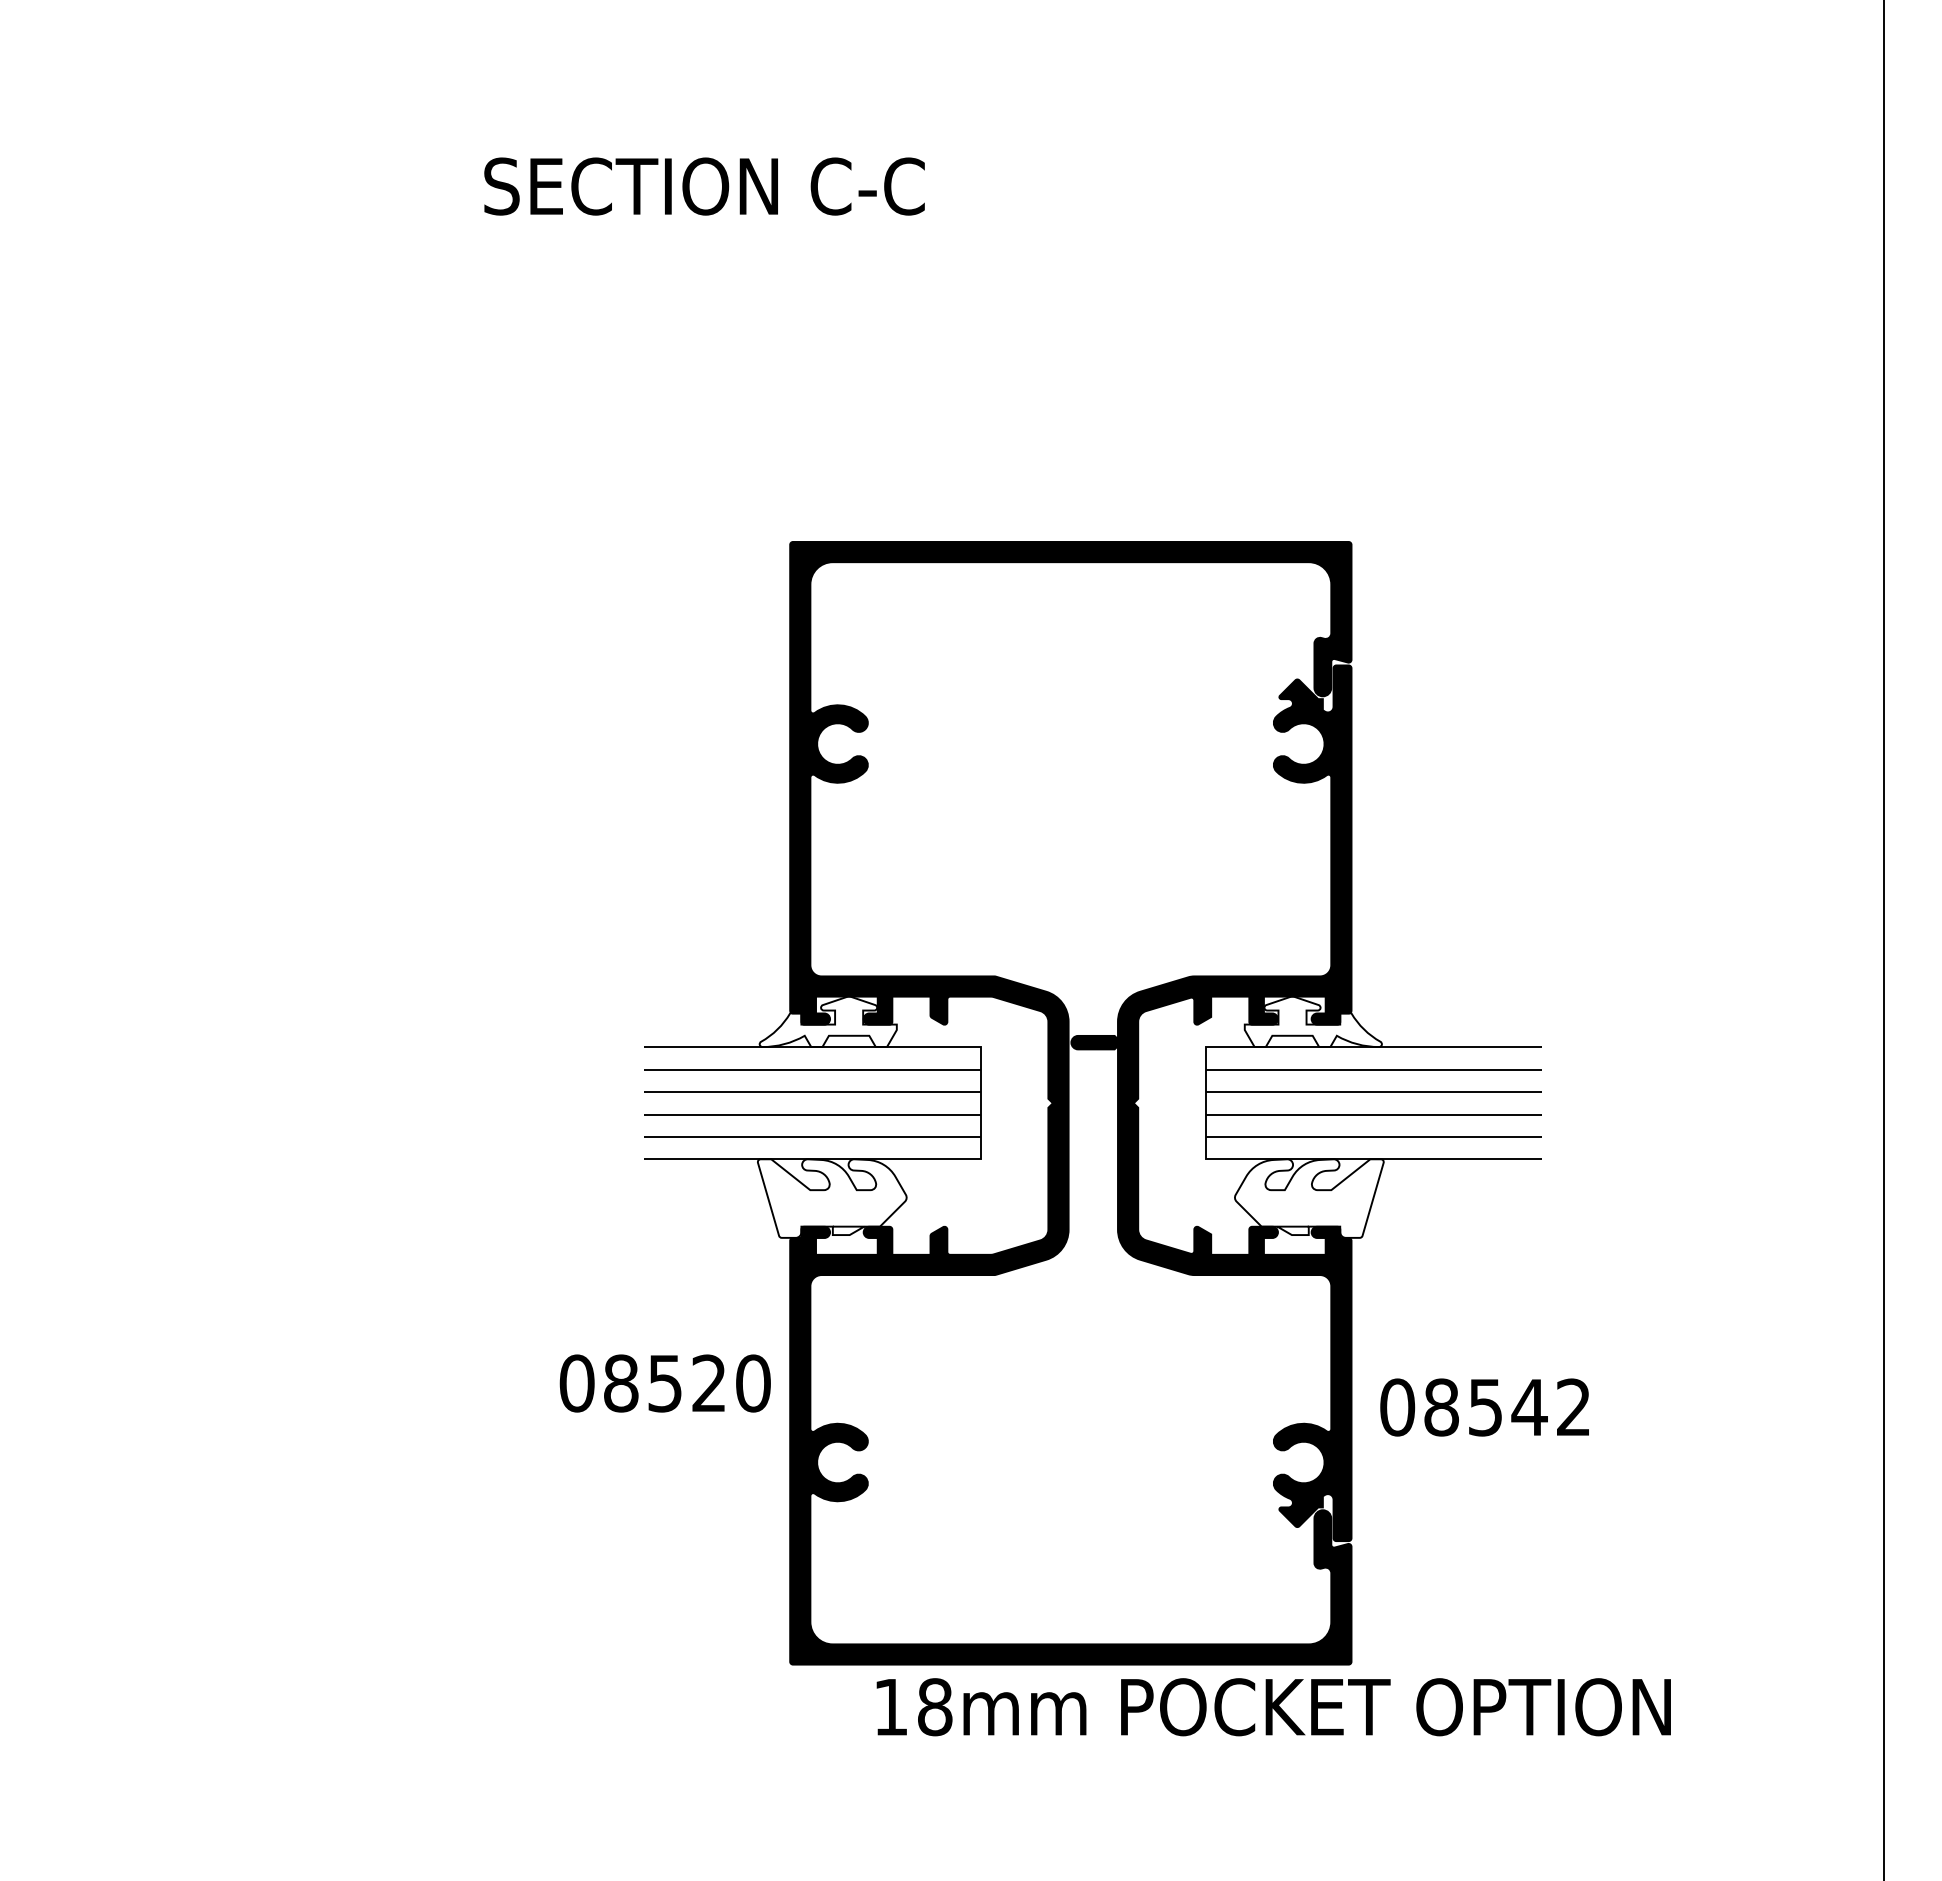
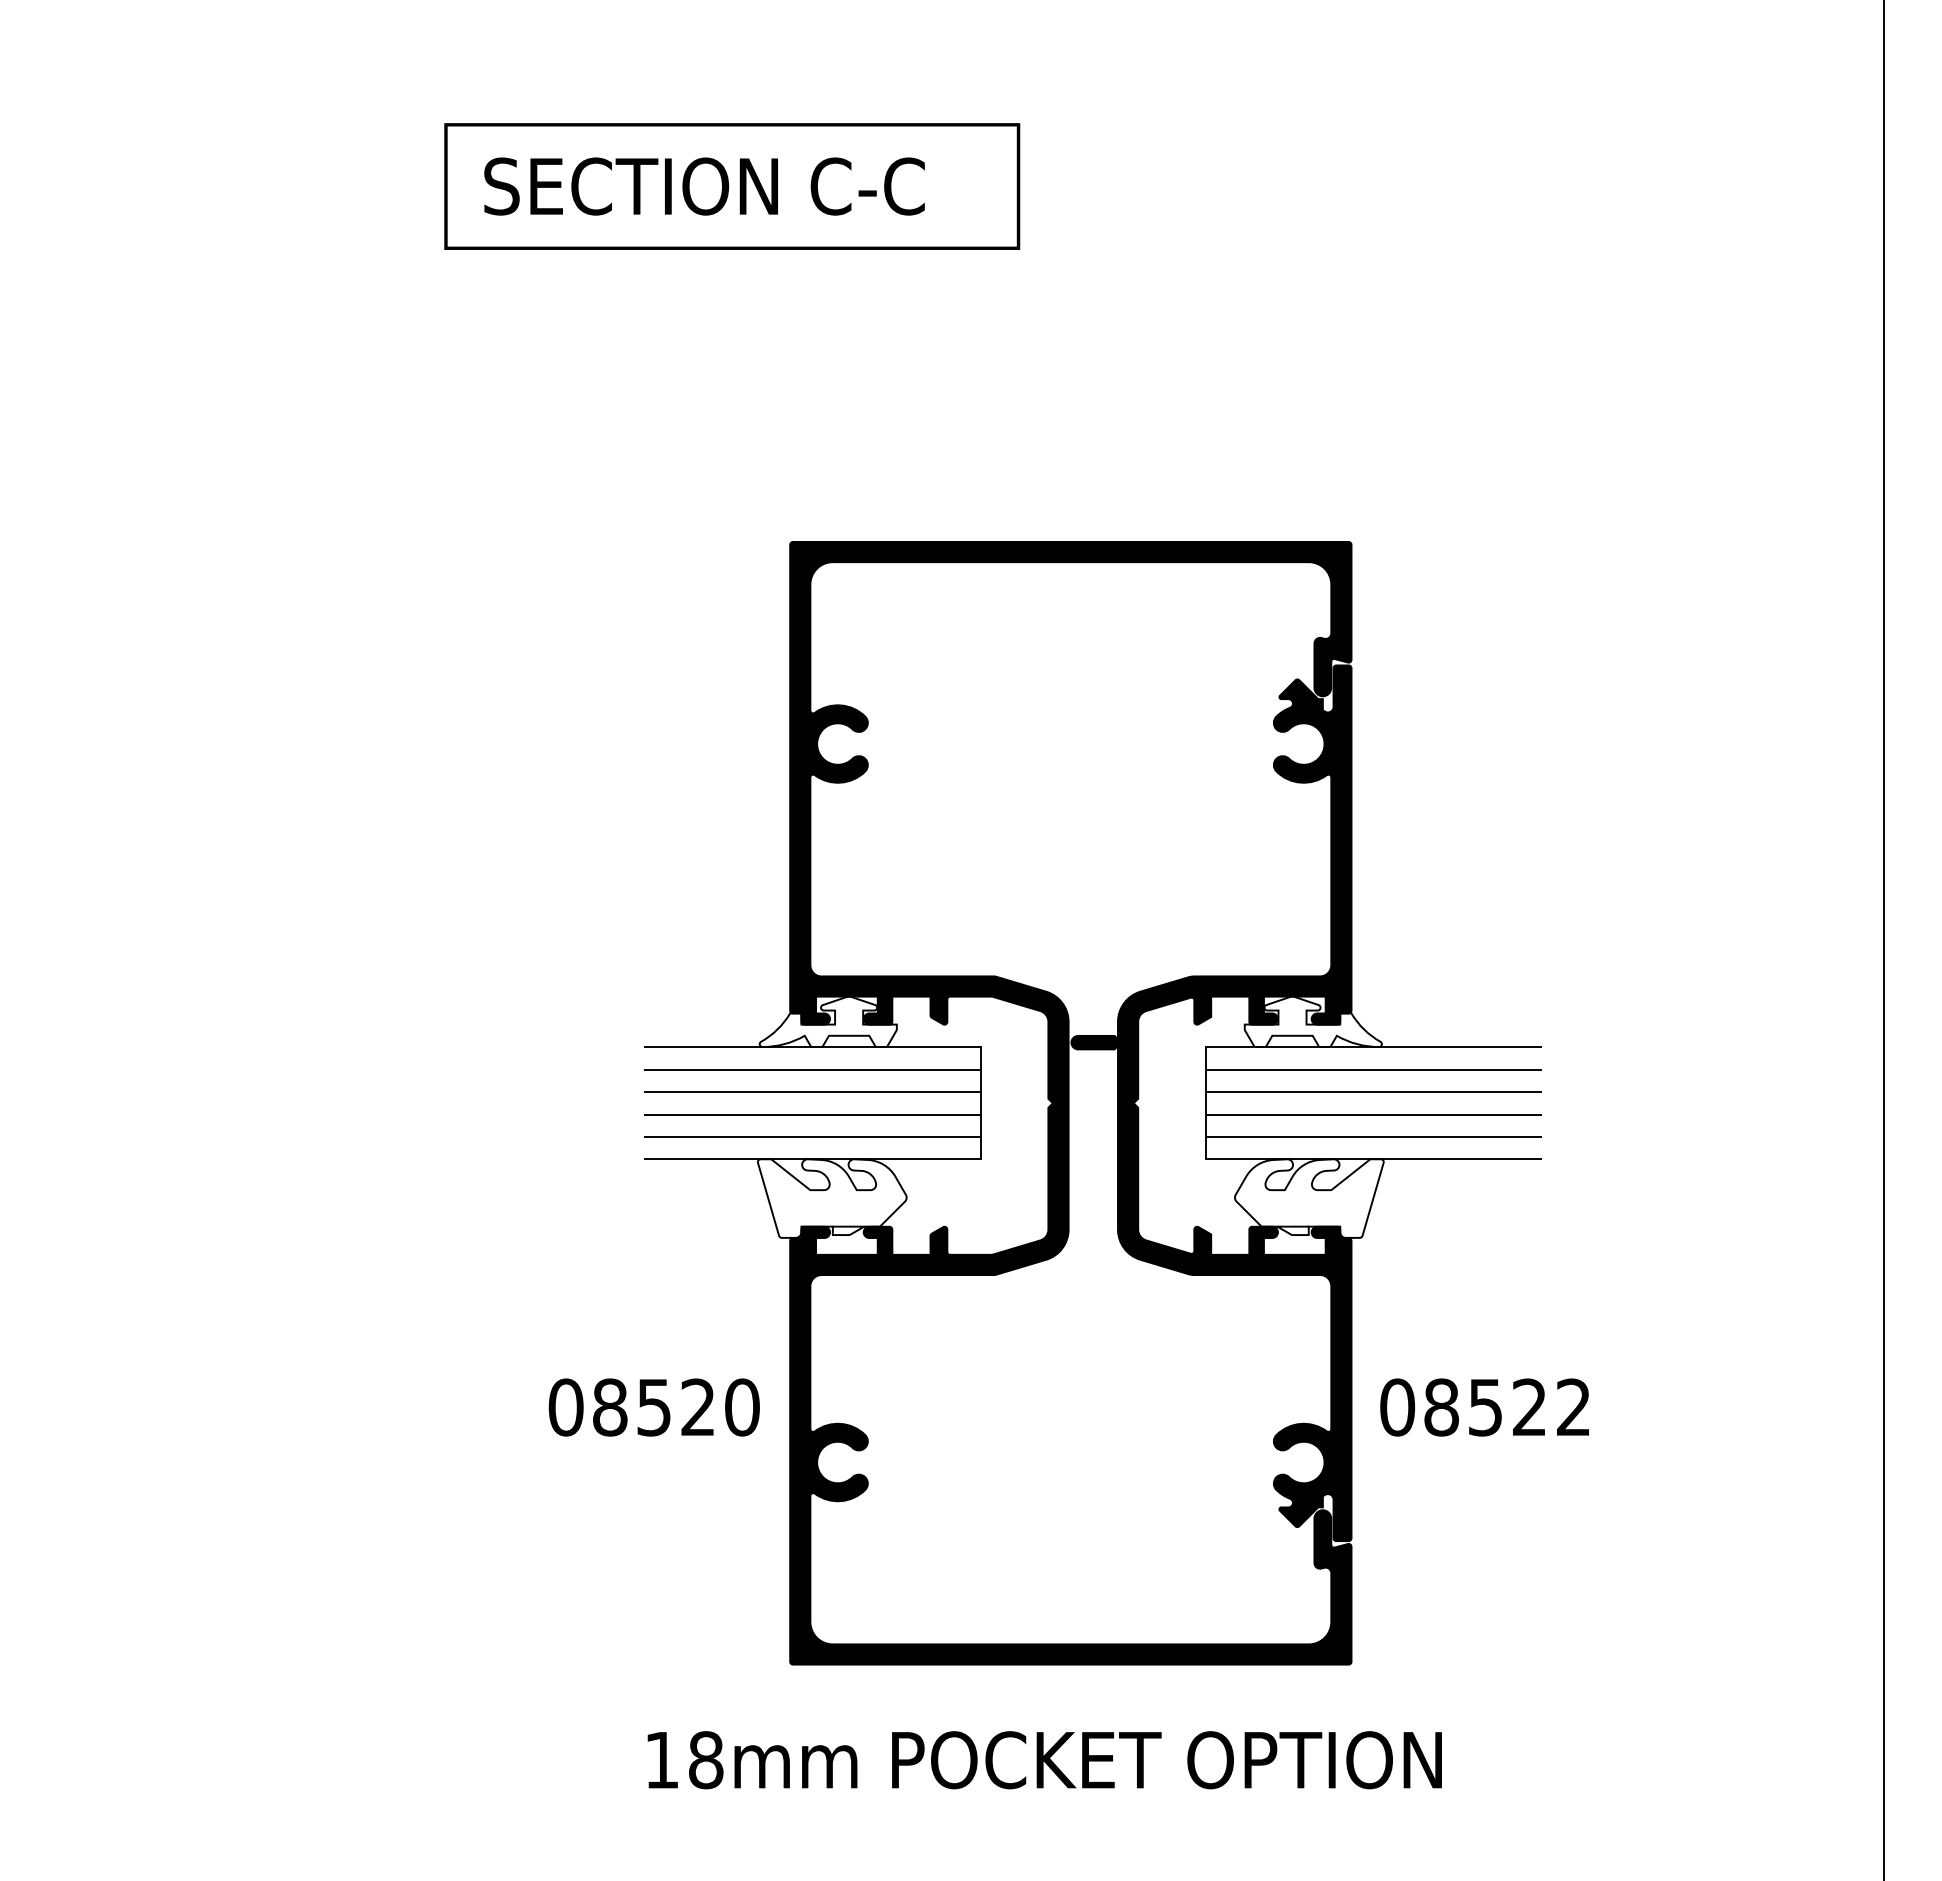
part: none -> present (732, 186)
text position: (664, 1383) -> (653, 1407) (653, 1407)
text: 08542 -> 08522 (1529, 1406)
text position: (1273, 1707) -> (1044, 1760) (1044, 1760)
